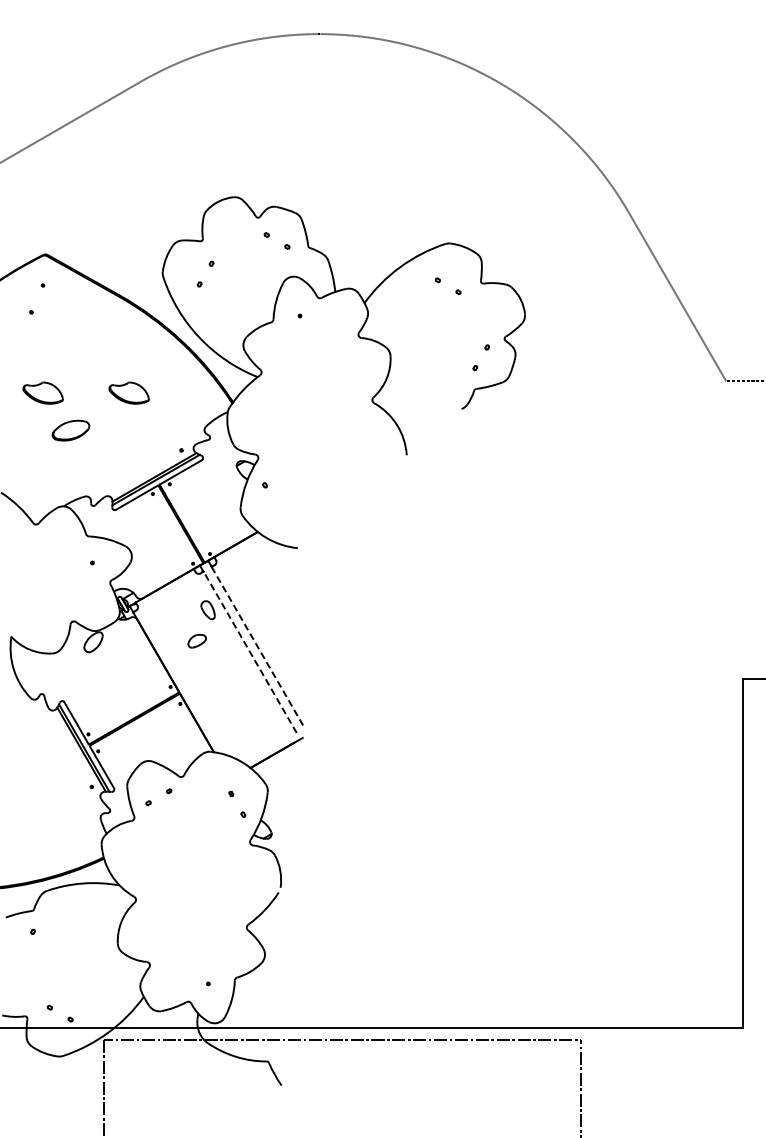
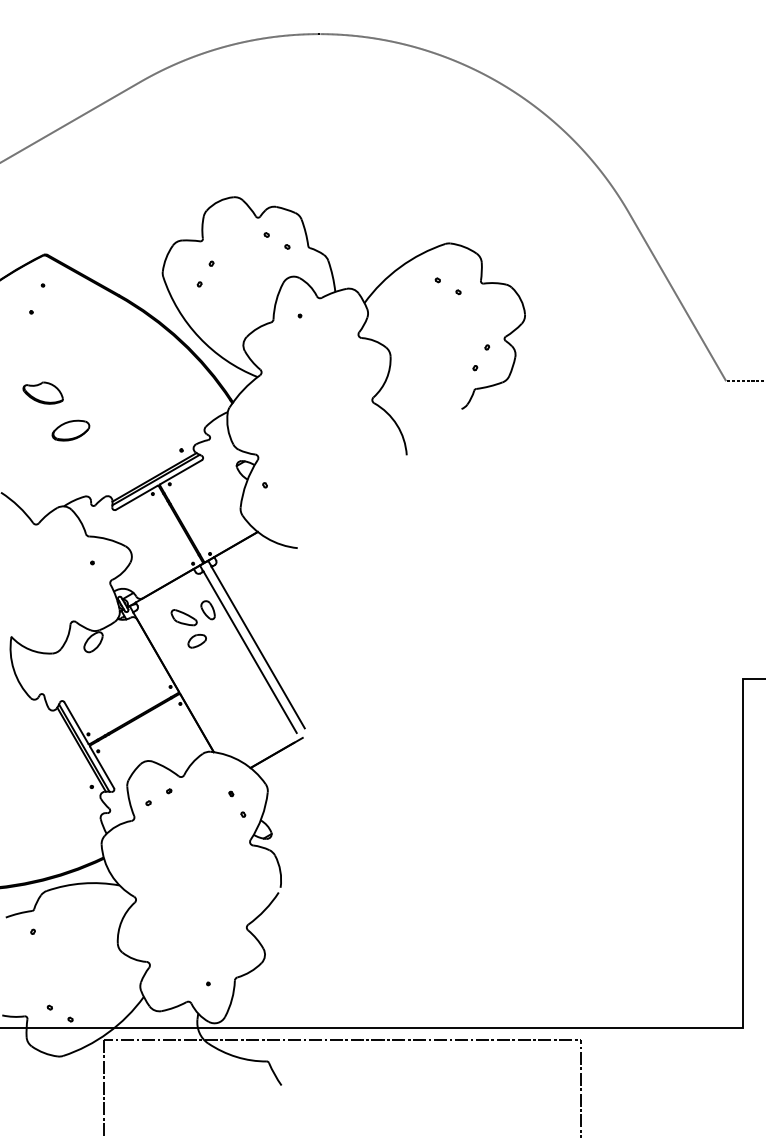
part: present -> none (128, 392)
part: none -> present (183, 617)
line: dashed -> solid (258, 648)
line: dashed -> solid (249, 651)
